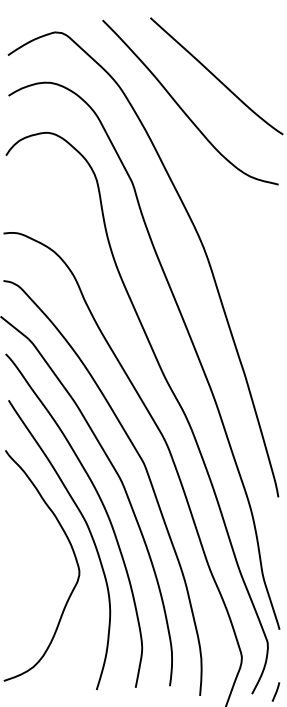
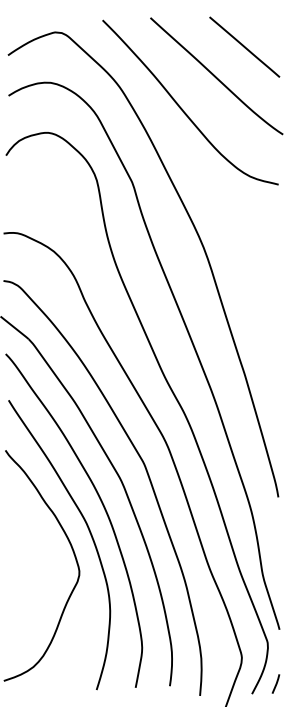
line: none -> present (244, 46)
line position: (275, 691) -> (275, 683) (275, 683)
